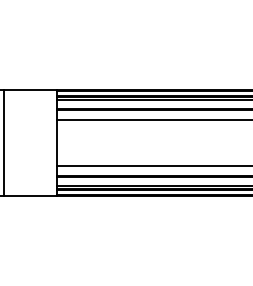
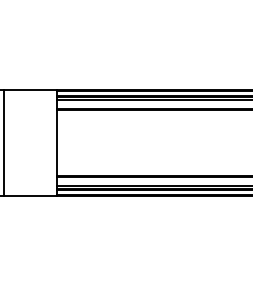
line: present -> none (152, 119)
line: present -> none (152, 166)
